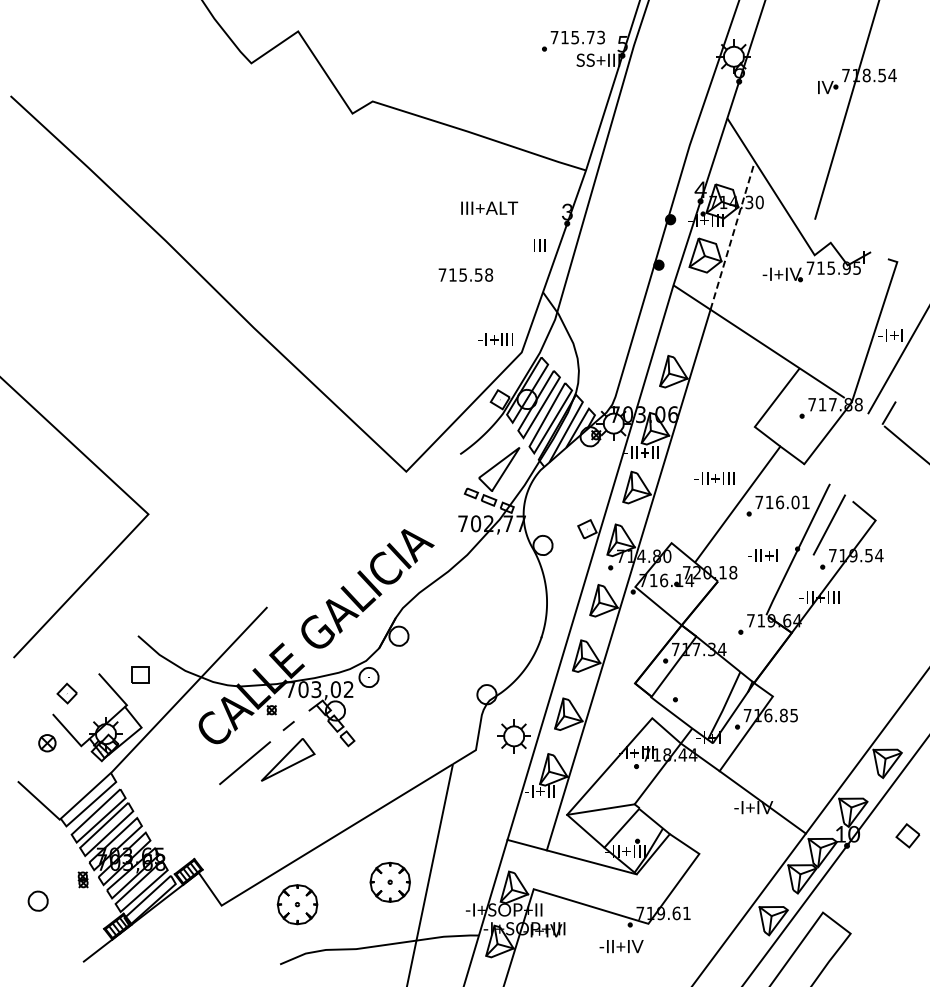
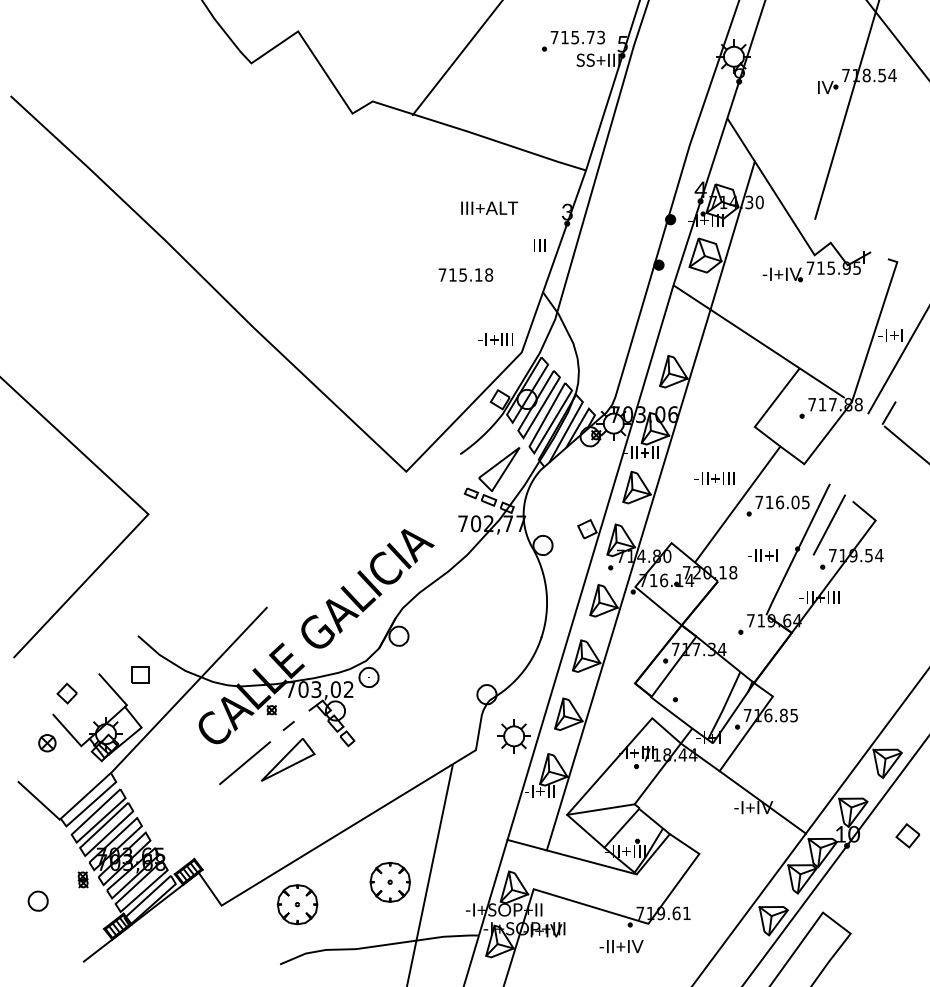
line: none -> present (897, 39)
line: none -> present (456, 58)
line: dashed -> solid (732, 235)
text: 715.58 -> 715.18 (478, 274)
text: 716.01 -> 716.05 (805, 502)
